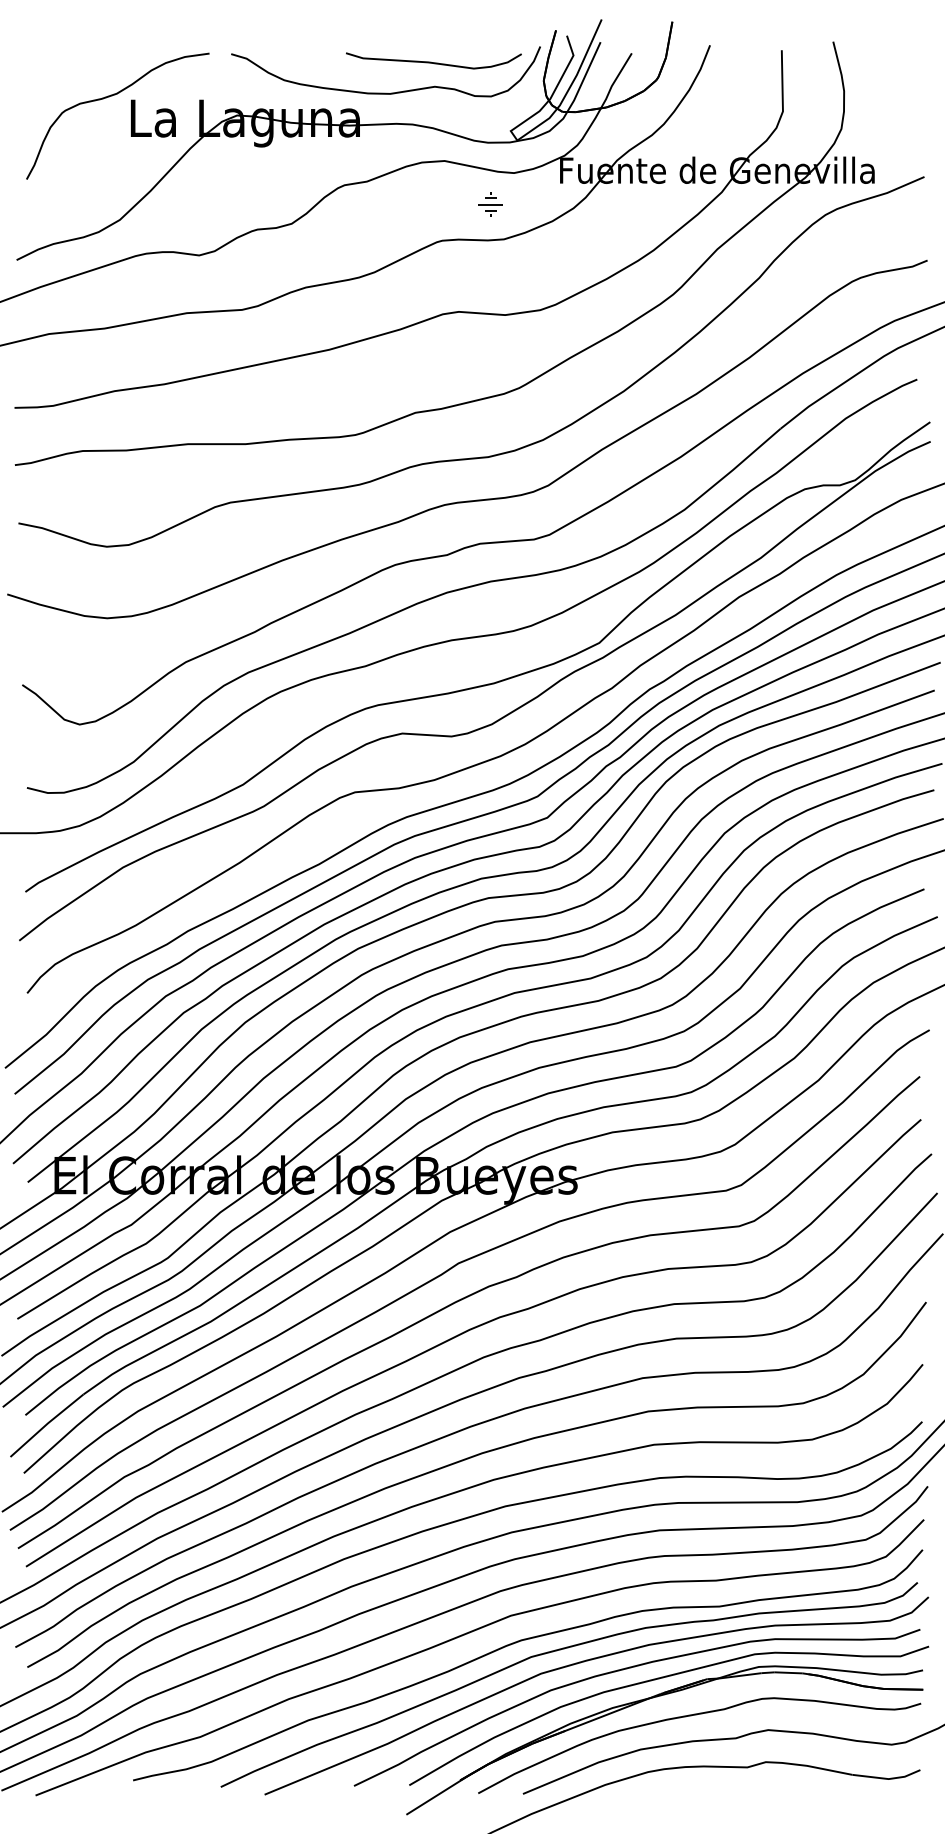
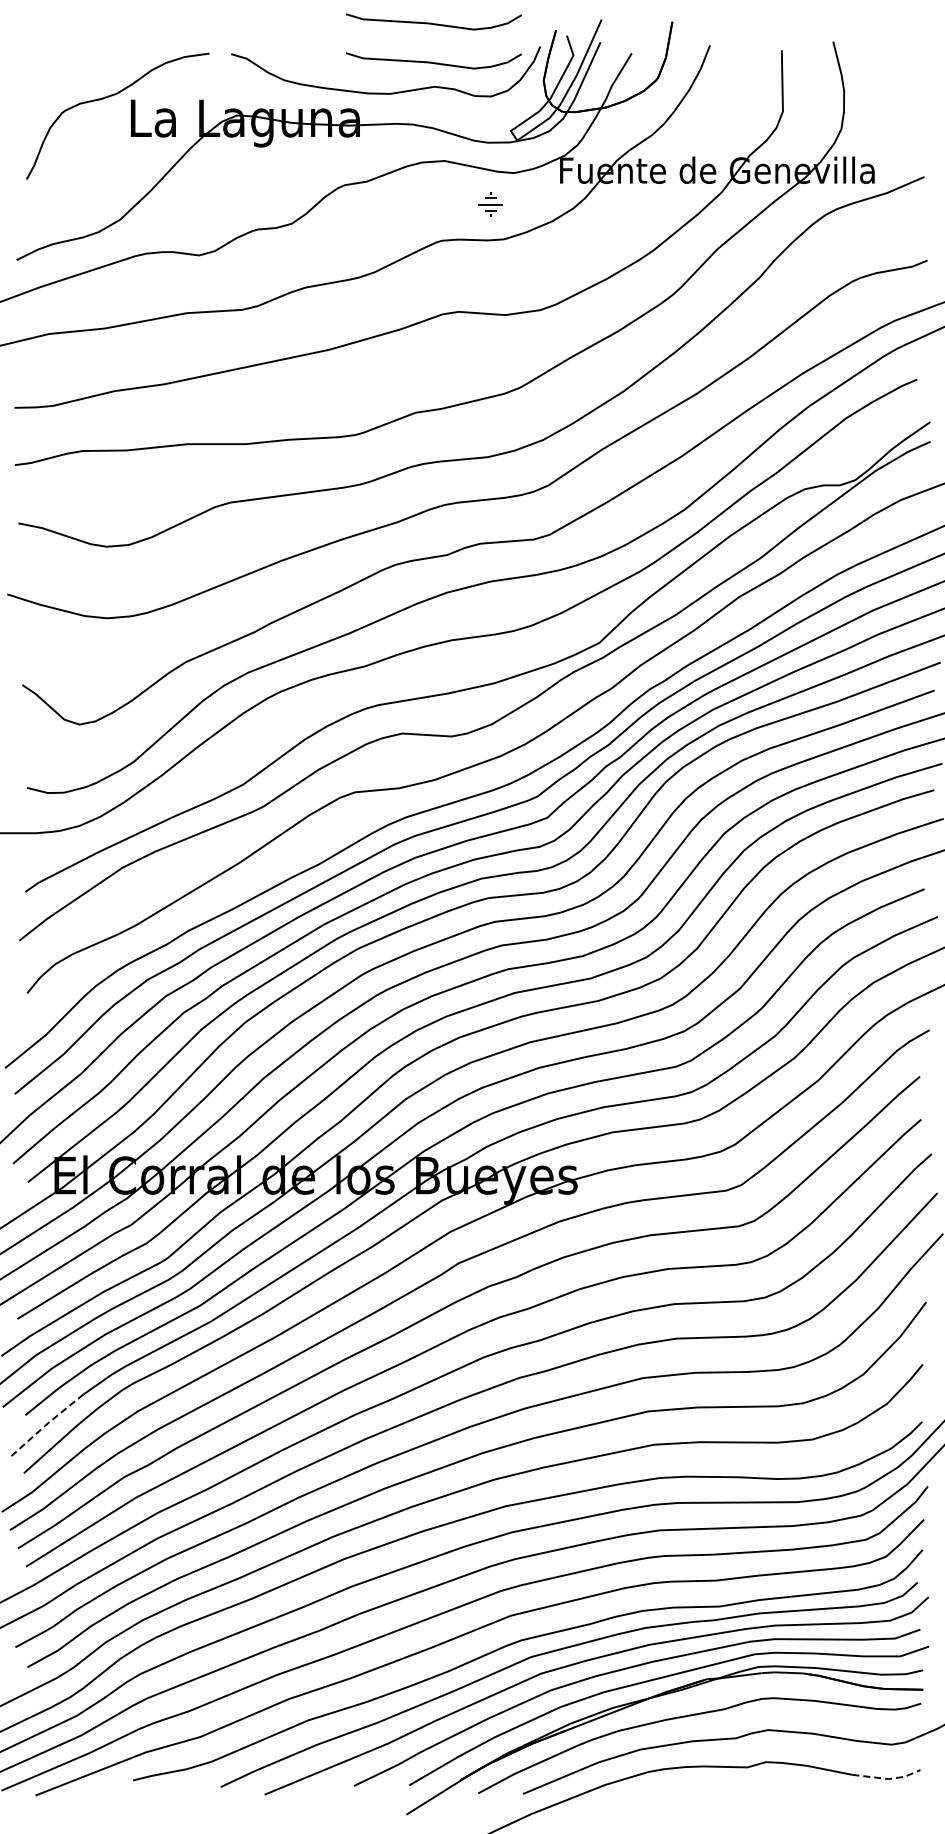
curve: none -> present (433, 23)
line: solid -> dashed (46, 1424)
line: solid -> dashed (888, 1779)
